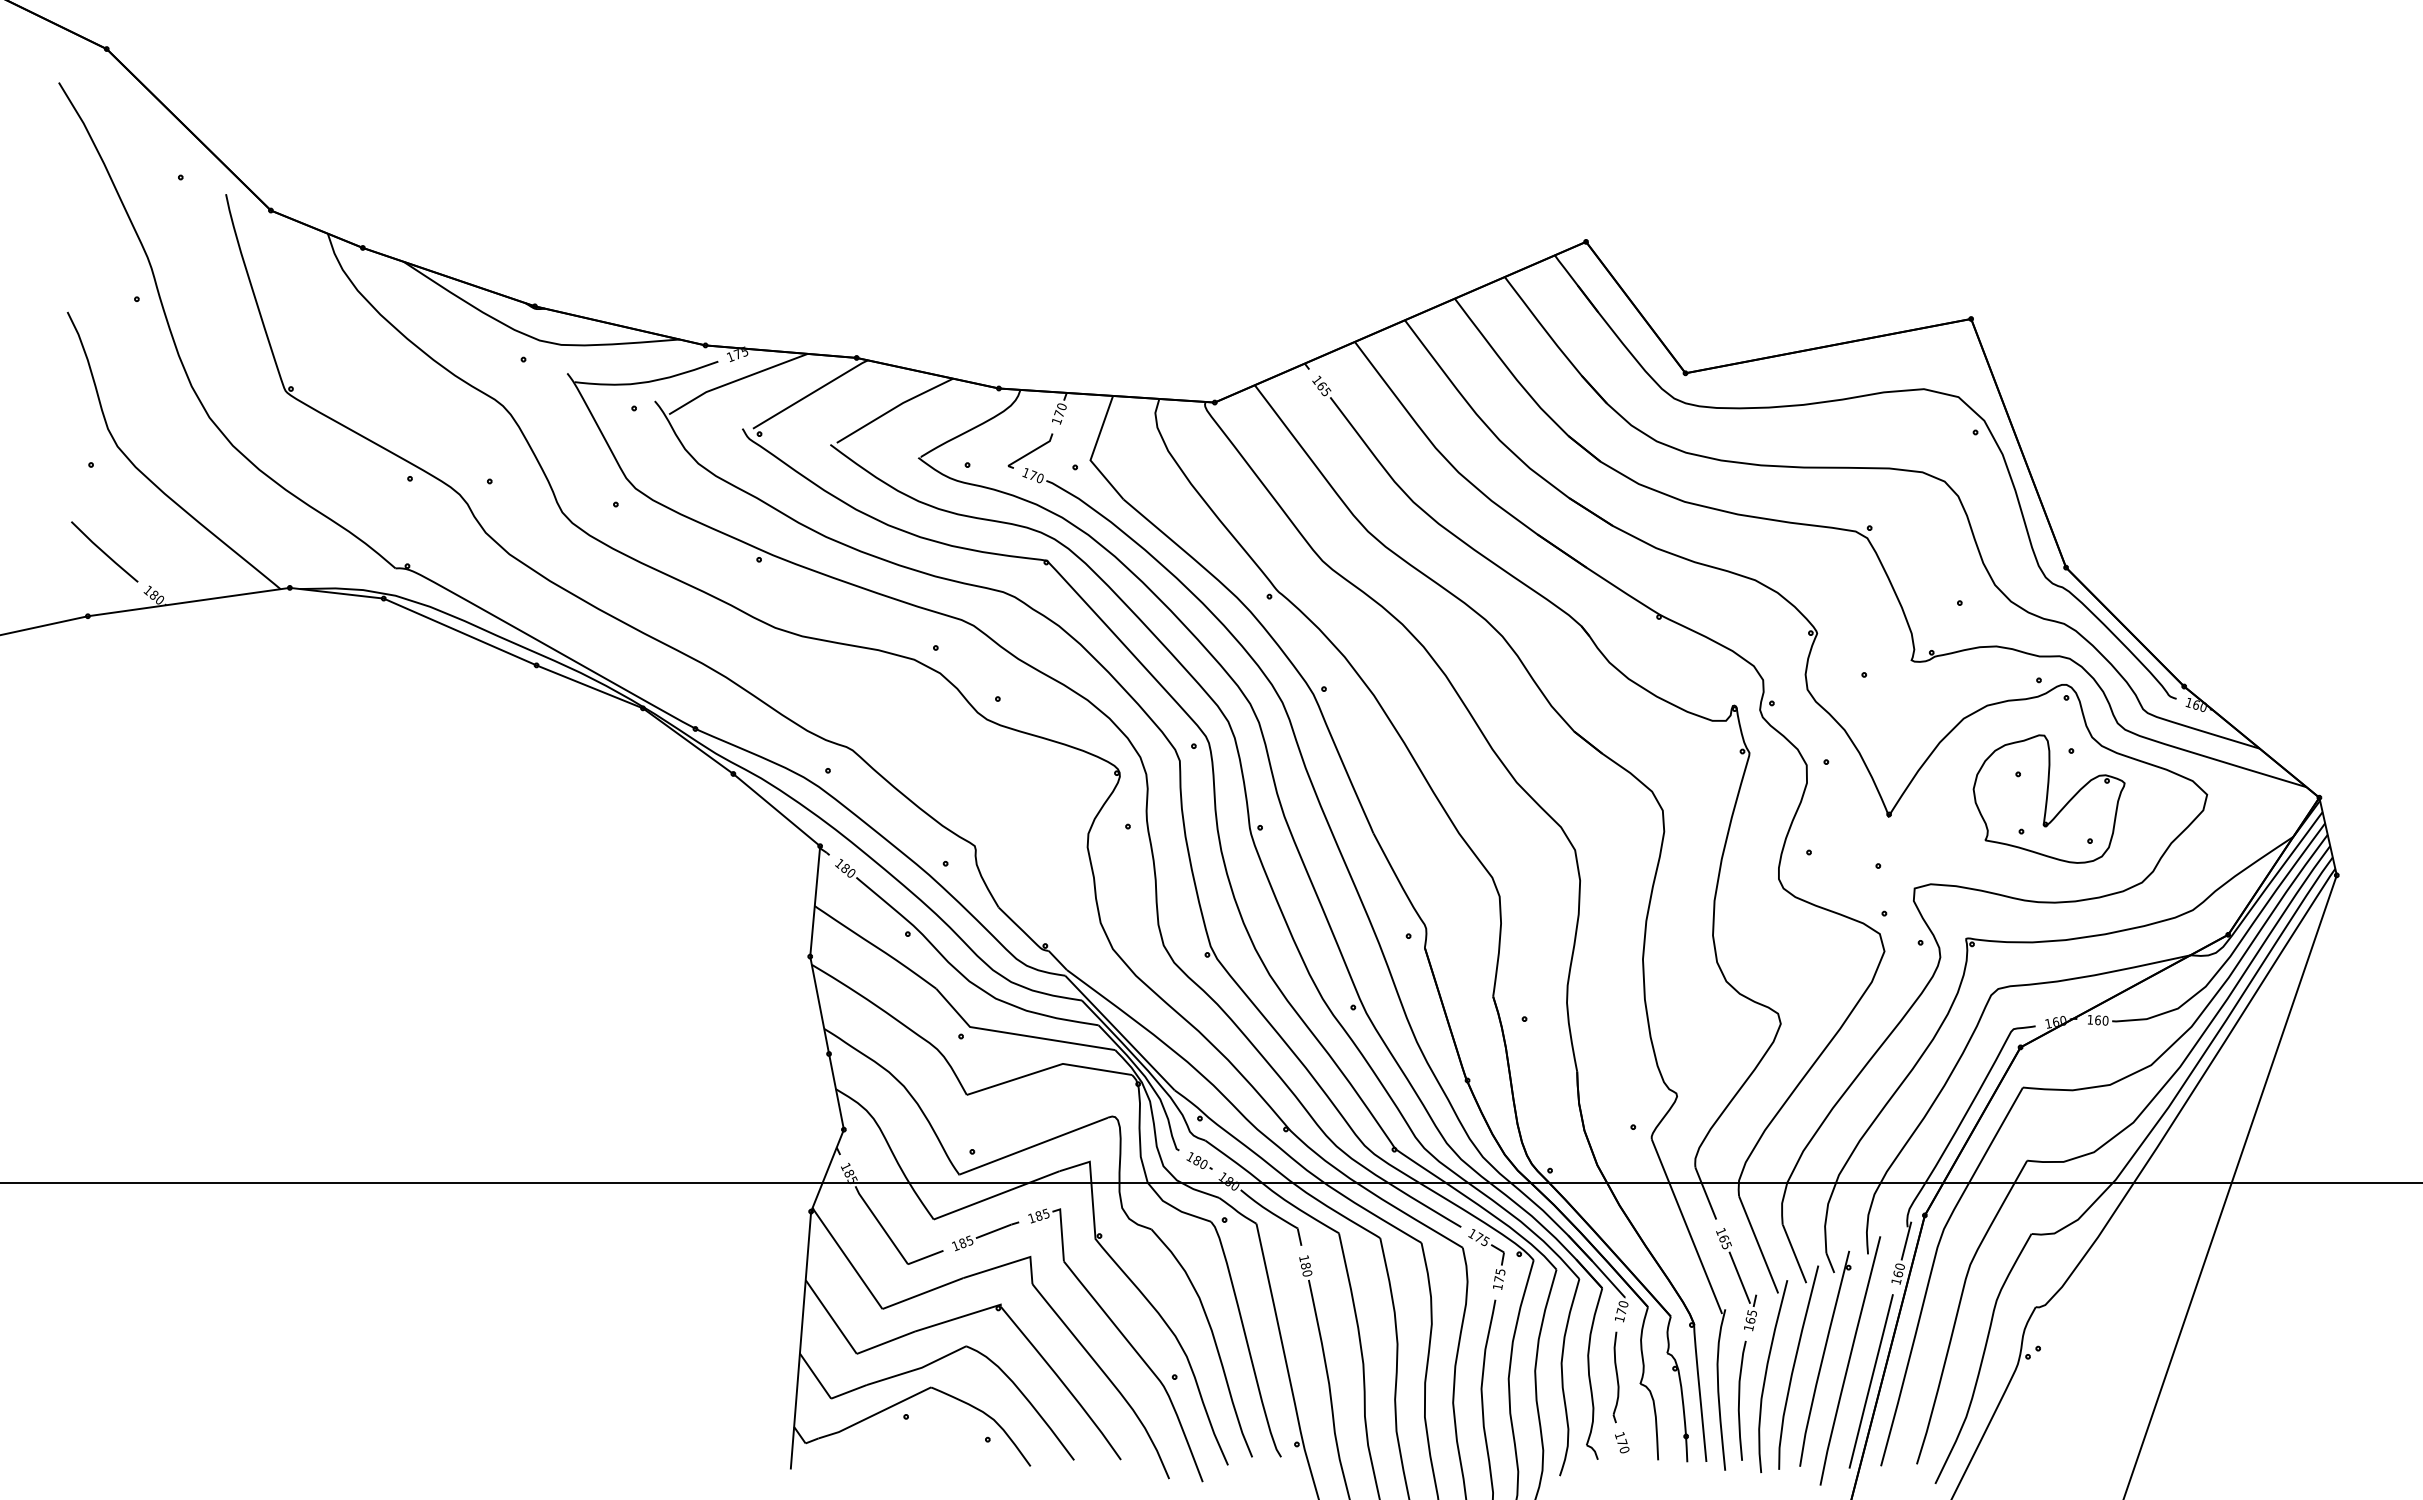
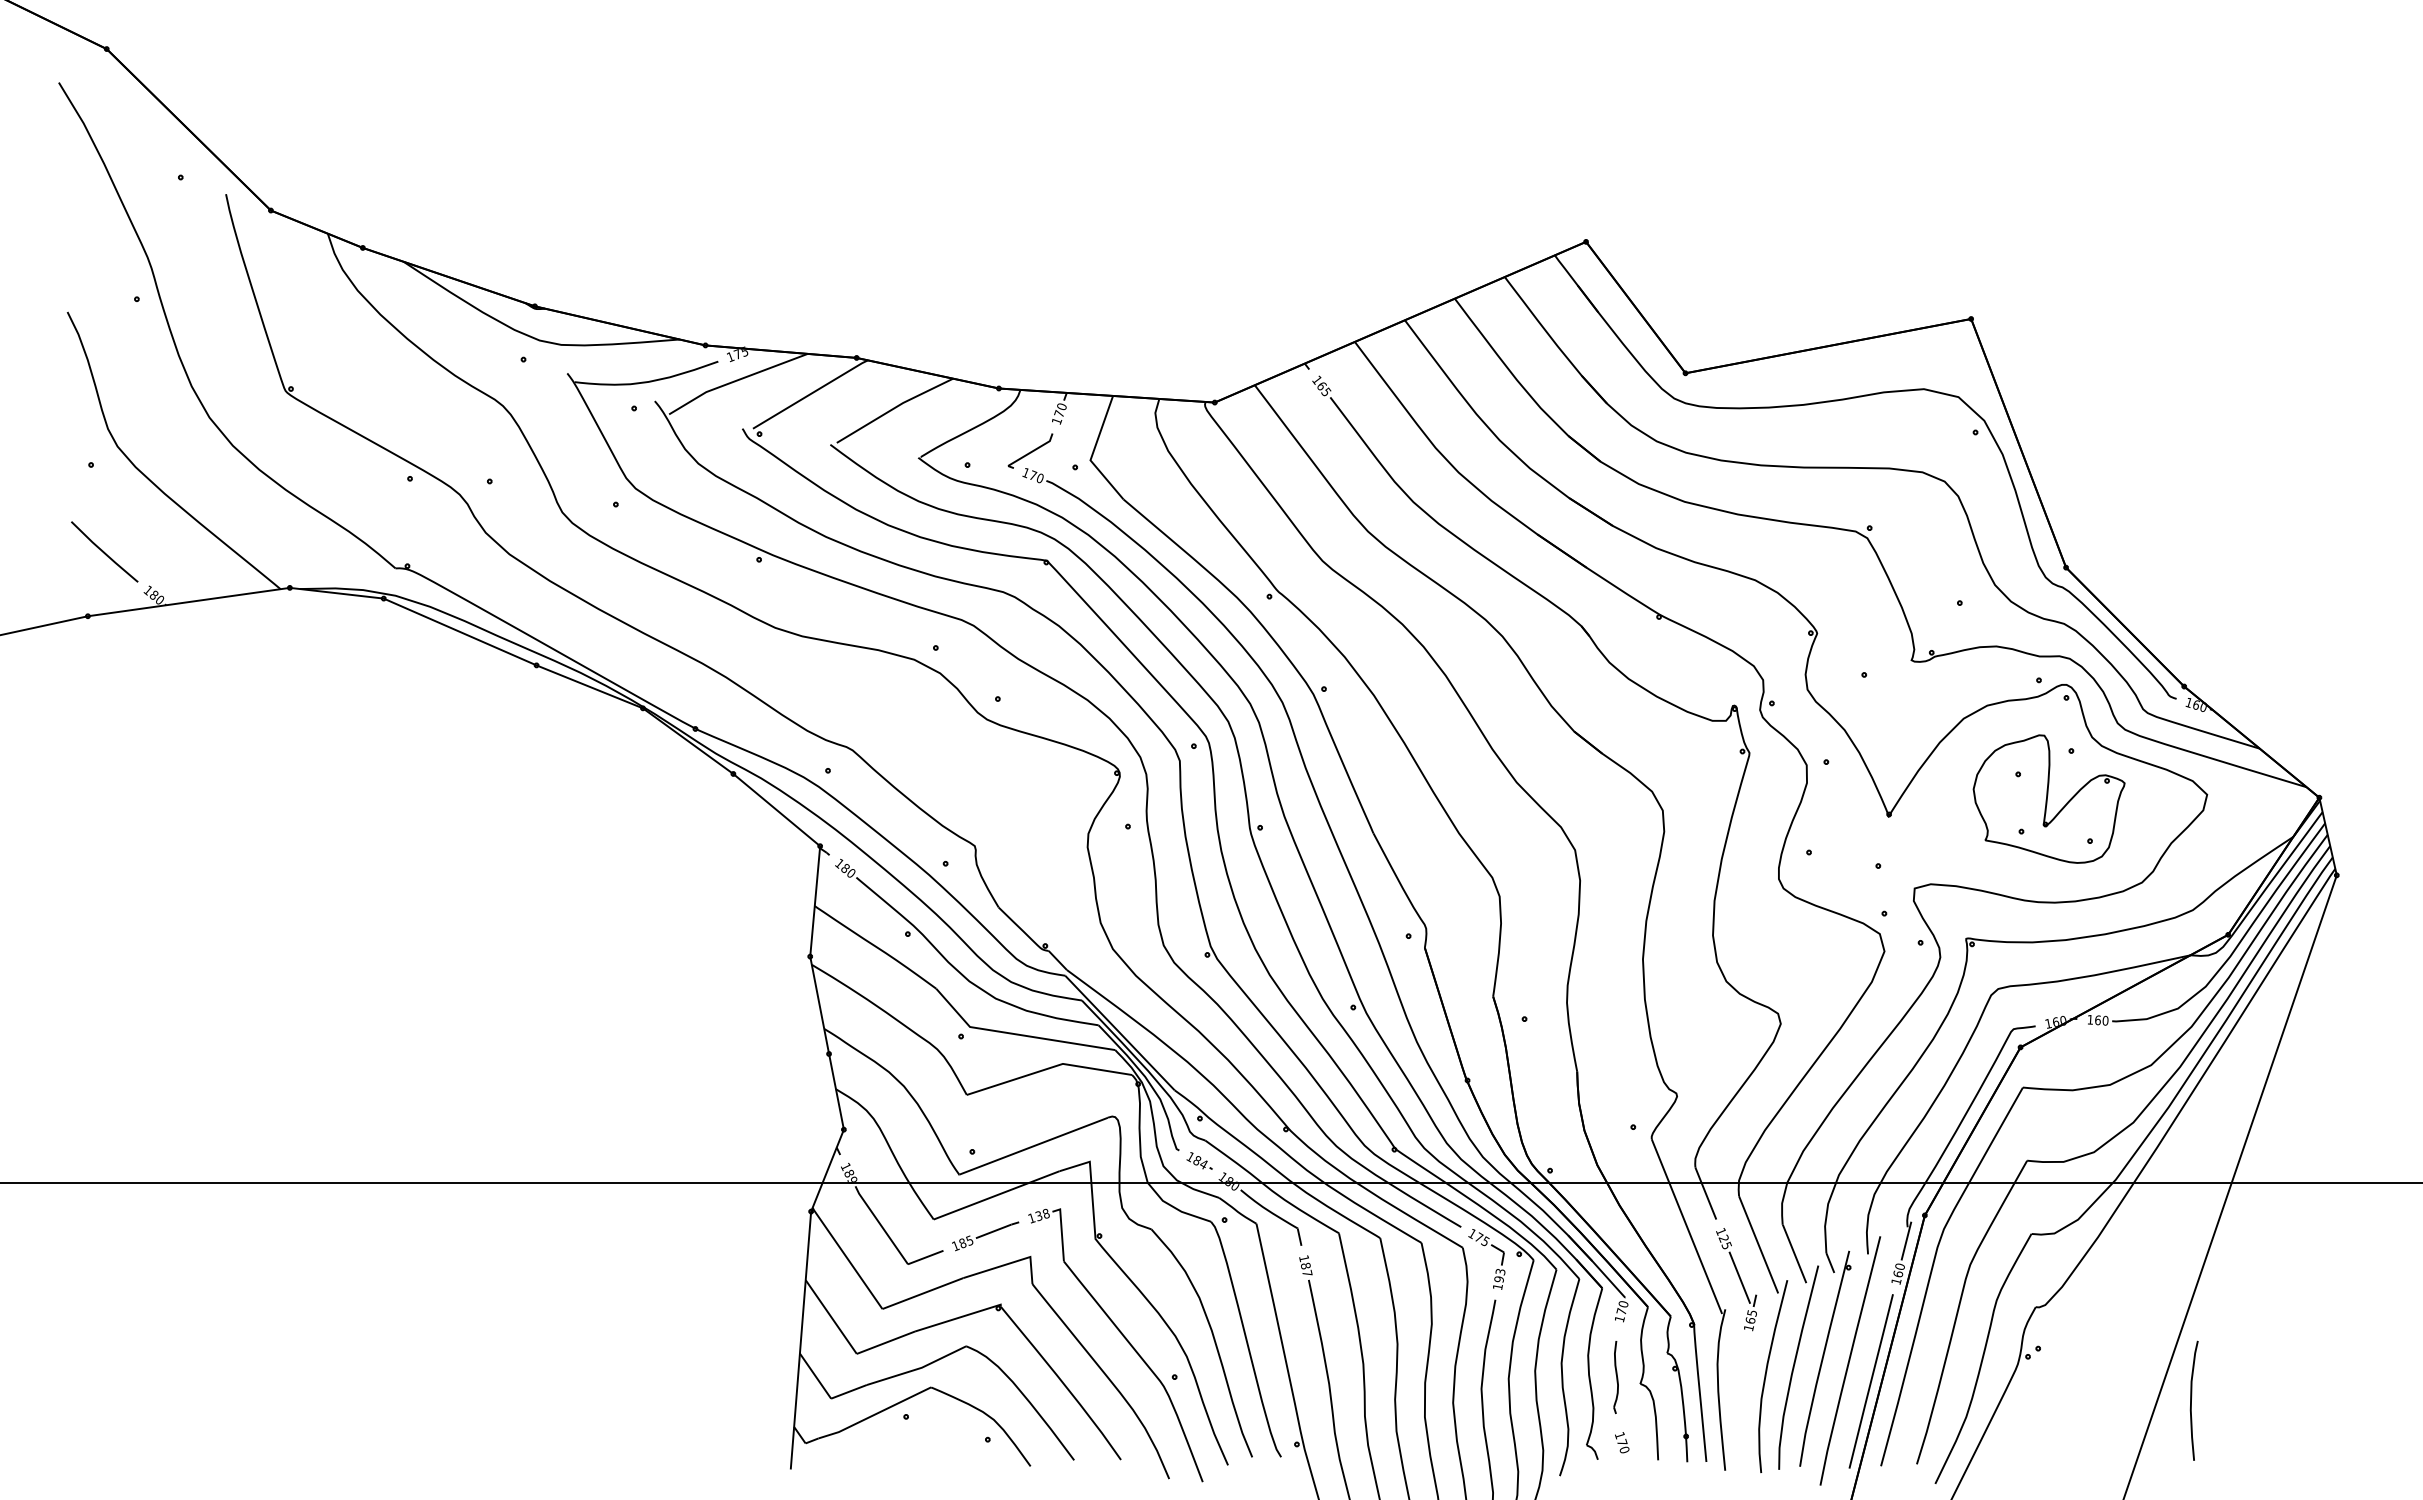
text: 180 -> 184 (1203, 1164)
text: 185 -> 189 (852, 1180)
text: 185 -> 138 (1042, 1214)
text: 165 -> 125 (1723, 1238)
text: 180 -> 187 (1307, 1272)
text: 175 -> 193 (1499, 1275)
part size: 8x93 px -> 6x73 px (1615, 1377)
curve position: (1739, 1400) -> (2191, 1400) (2191, 1400)
